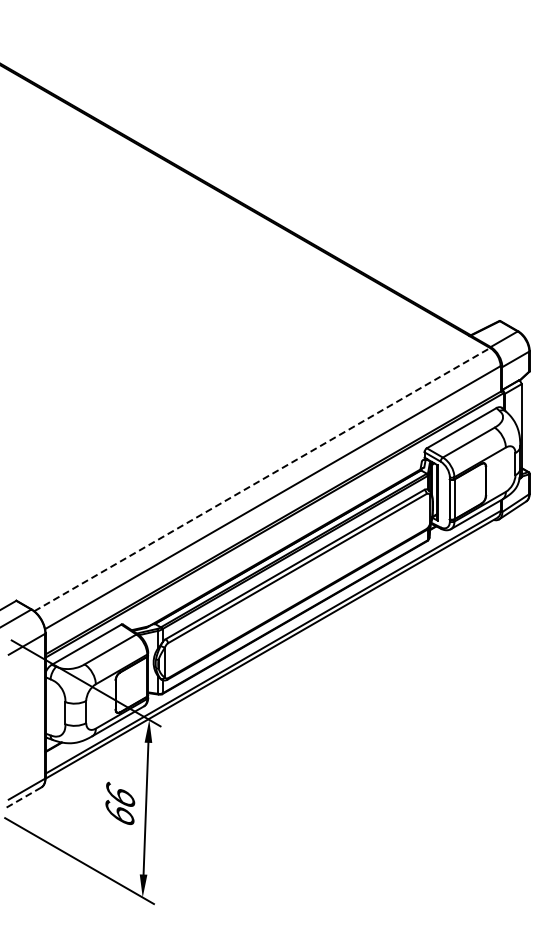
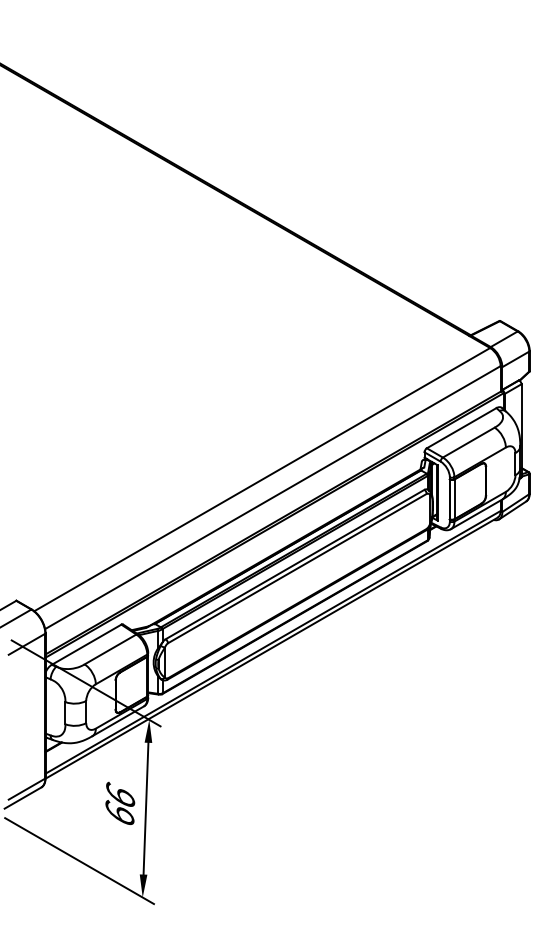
line: dashed -> solid (262, 479)
line: dashed -> solid (22, 798)
